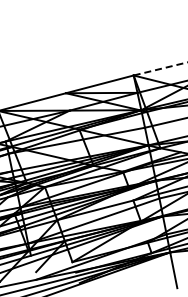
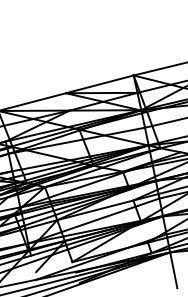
line: dashed -> solid (160, 68)
